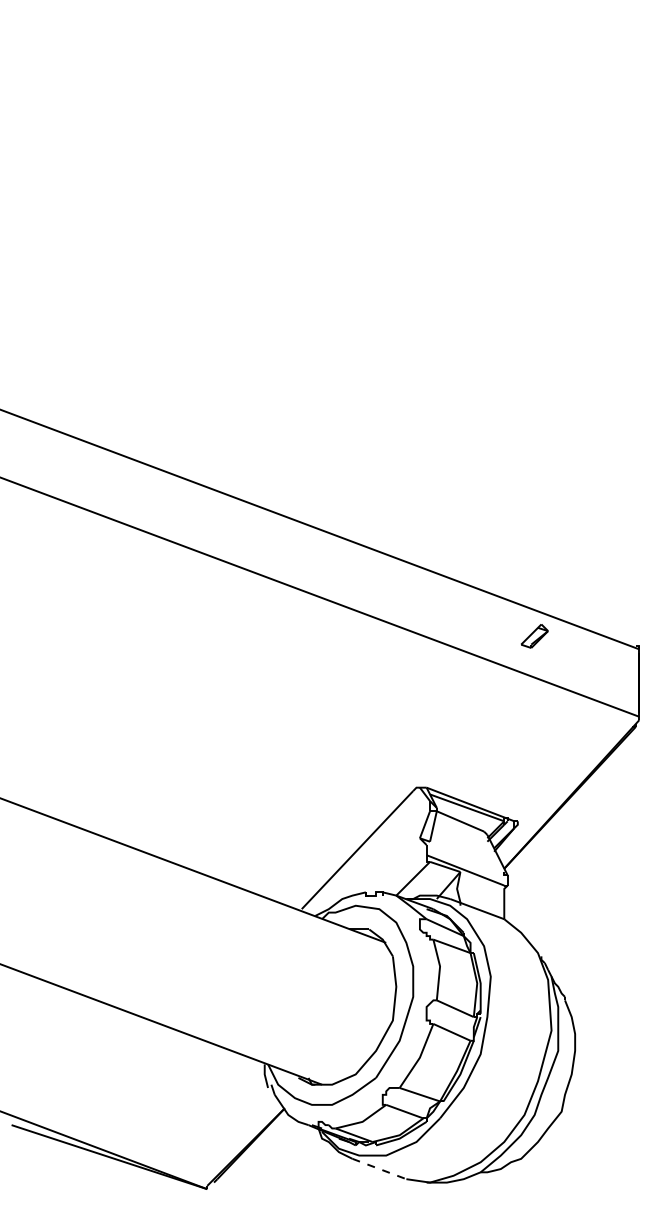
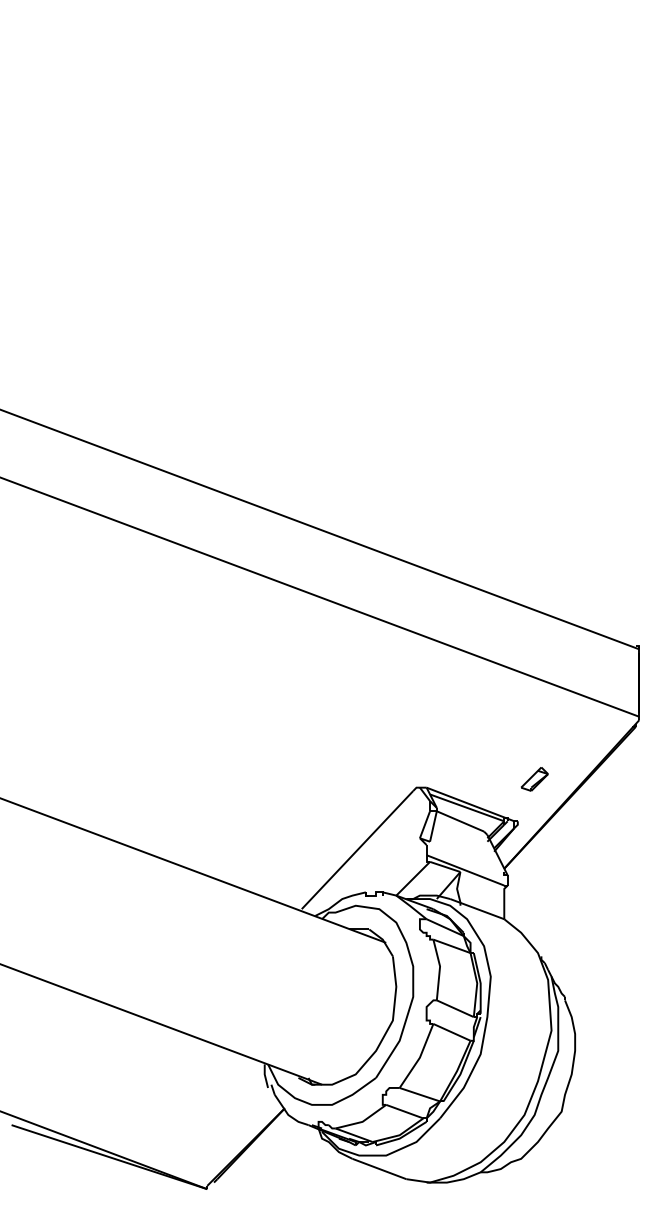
part position: (534, 636) -> (534, 779) (534, 779)
line: dashed -> solid (379, 1169)
